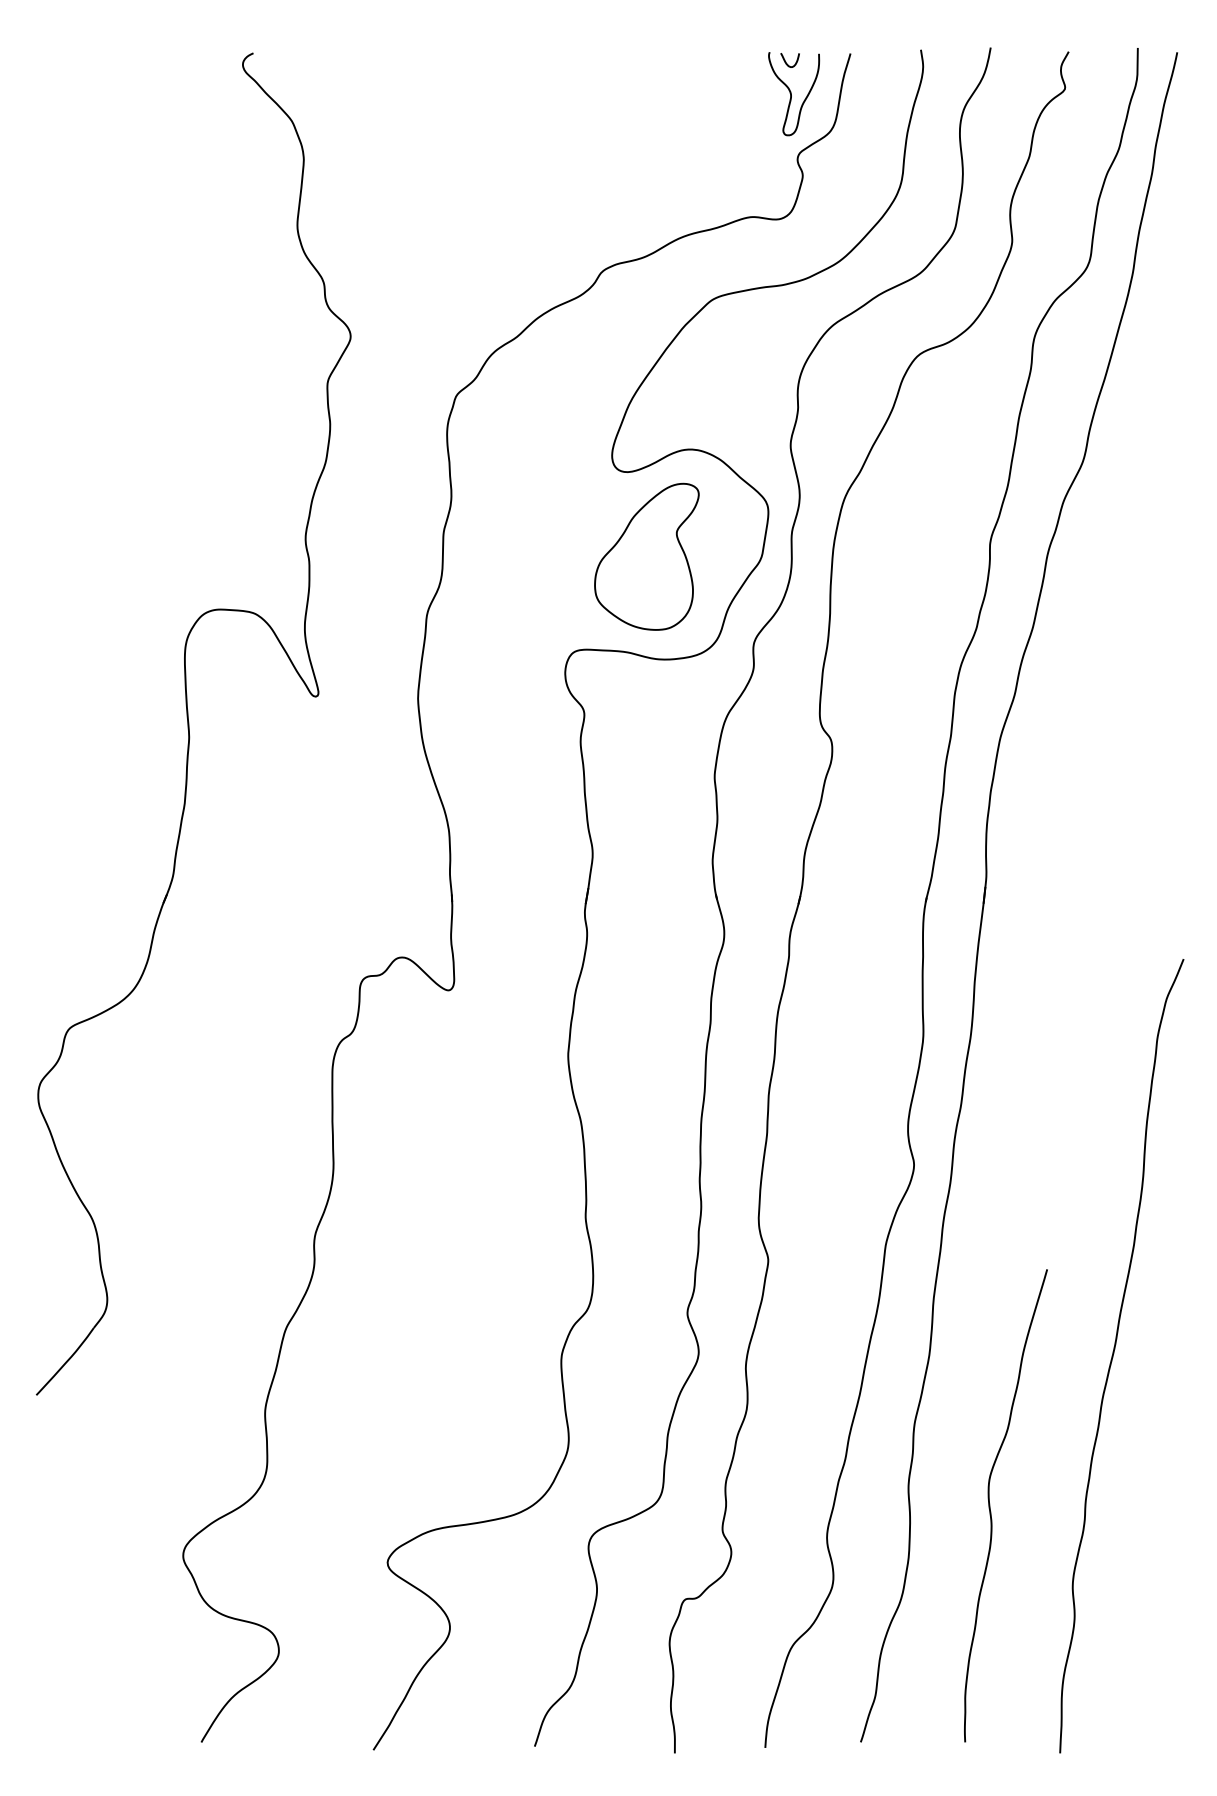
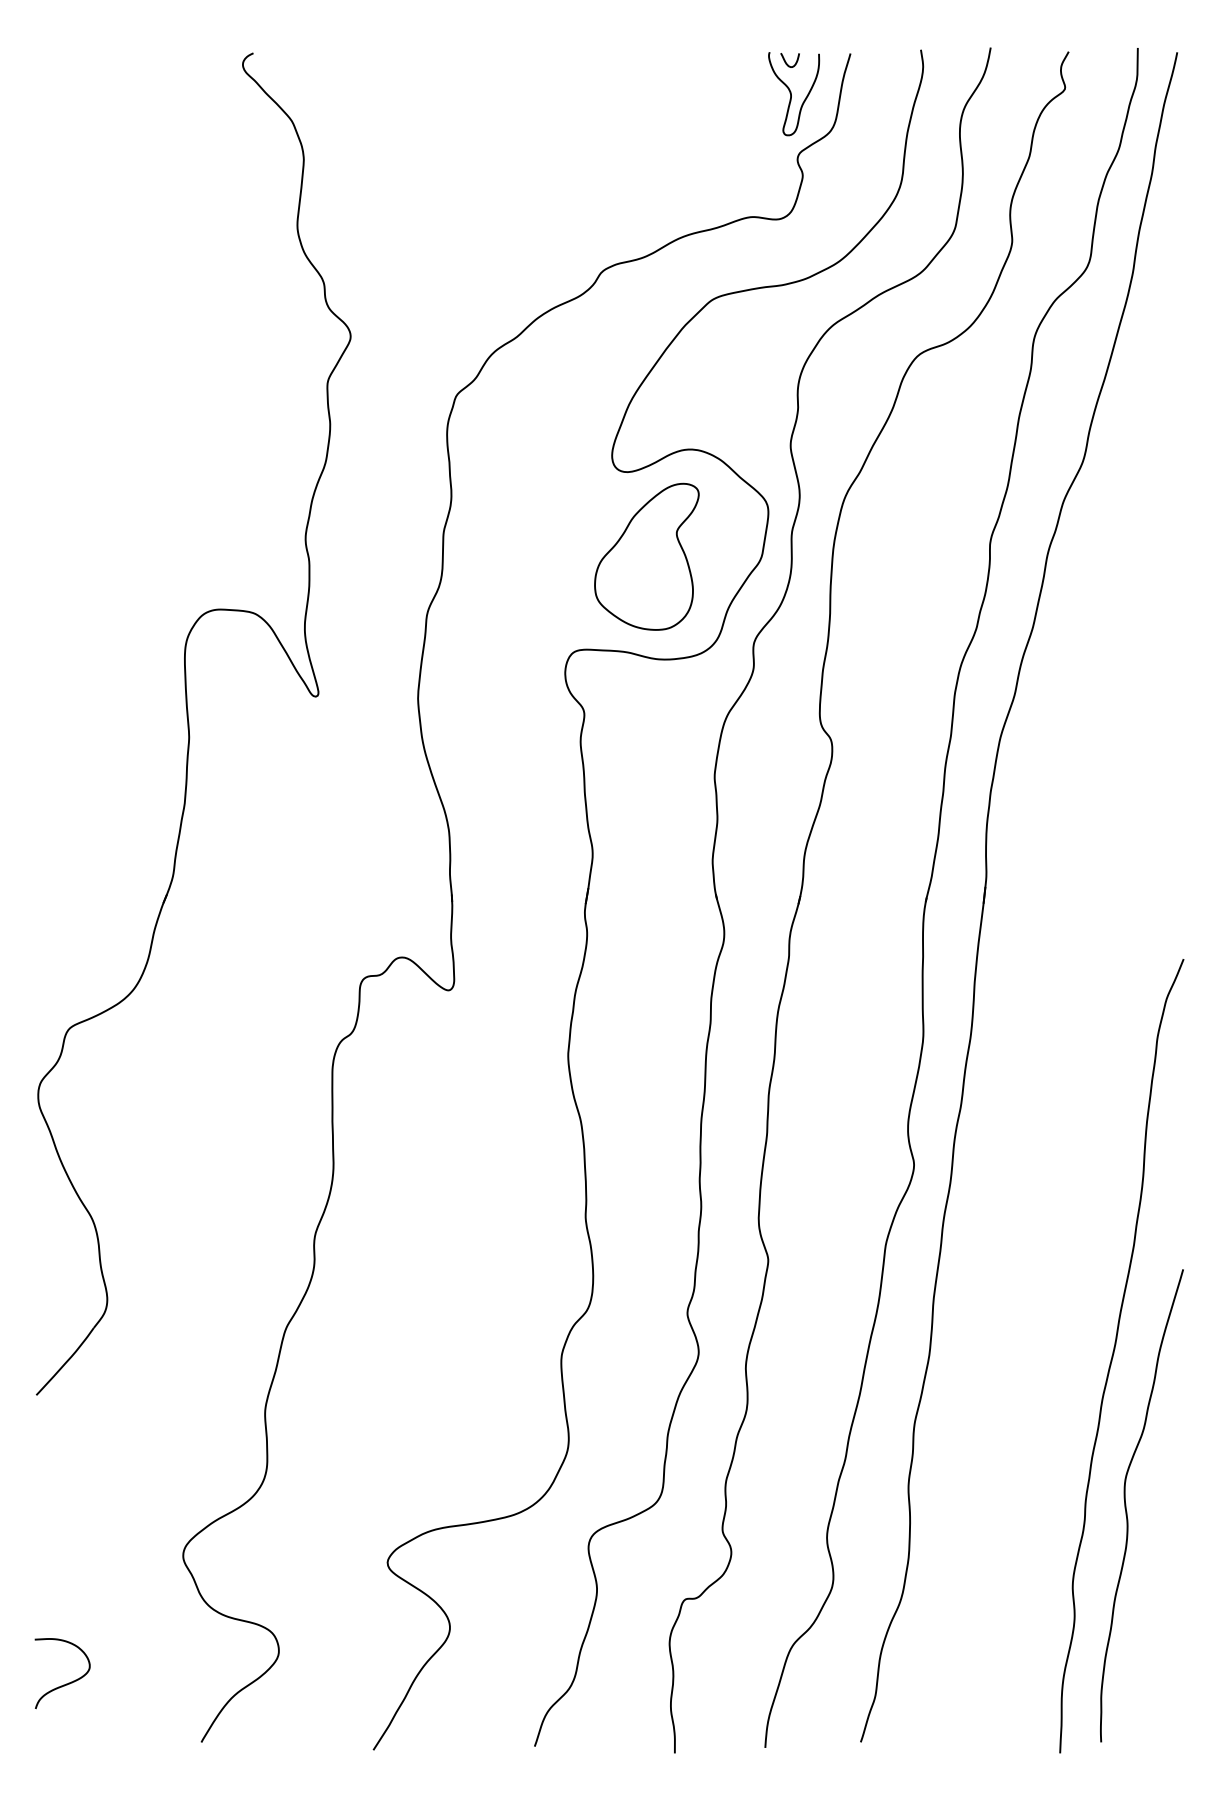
curve position: (990, 1505) -> (1126, 1505) (1126, 1505)
curve: none -> present (66, 1683)
